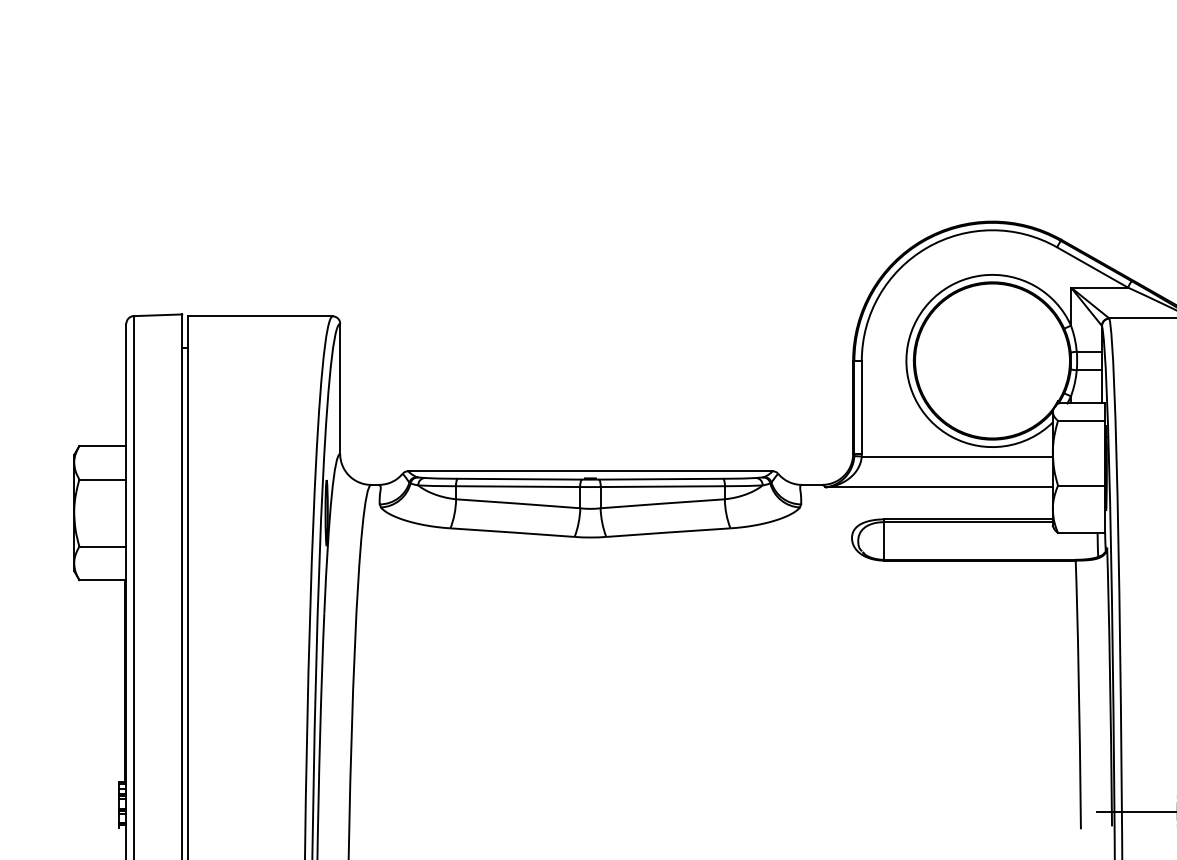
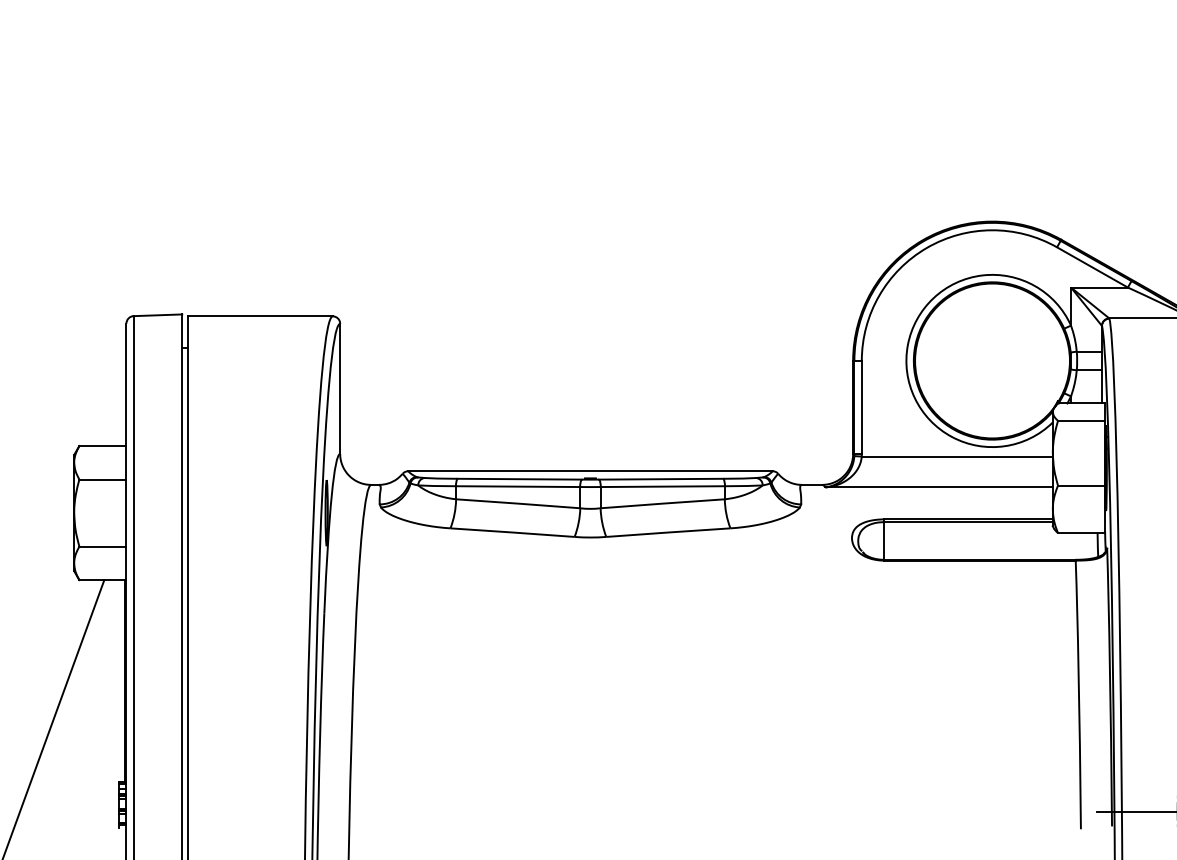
line: none -> present (53, 718)
